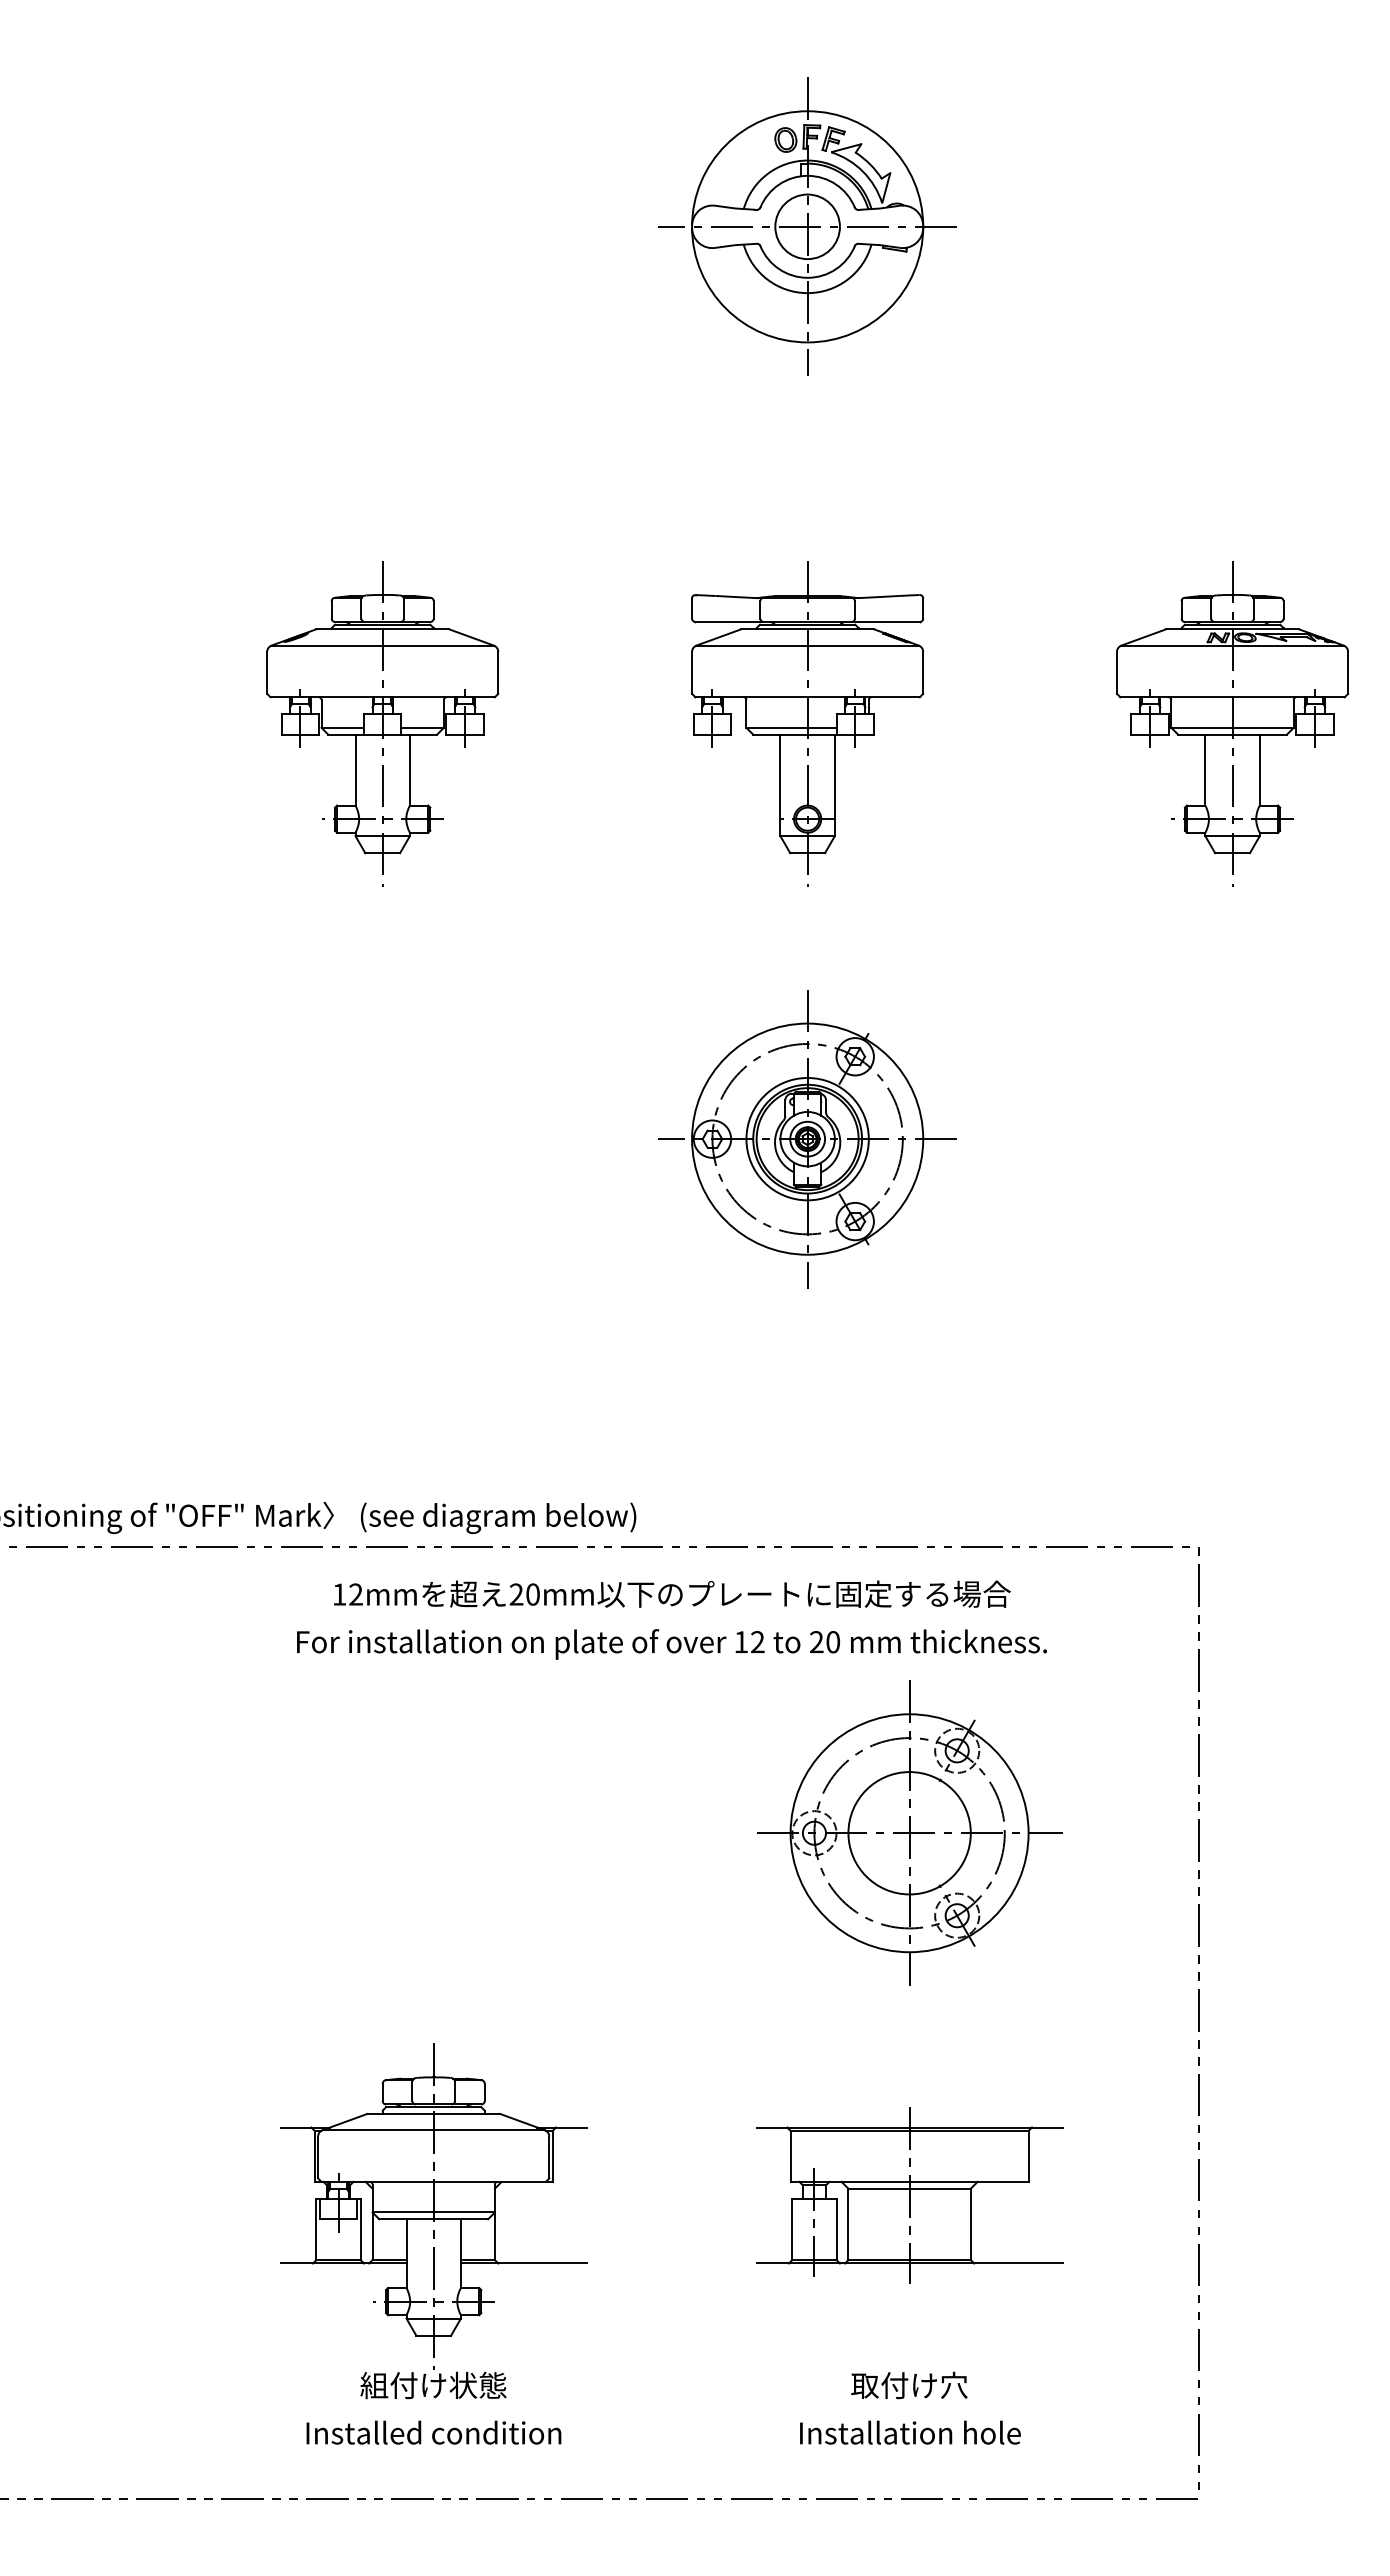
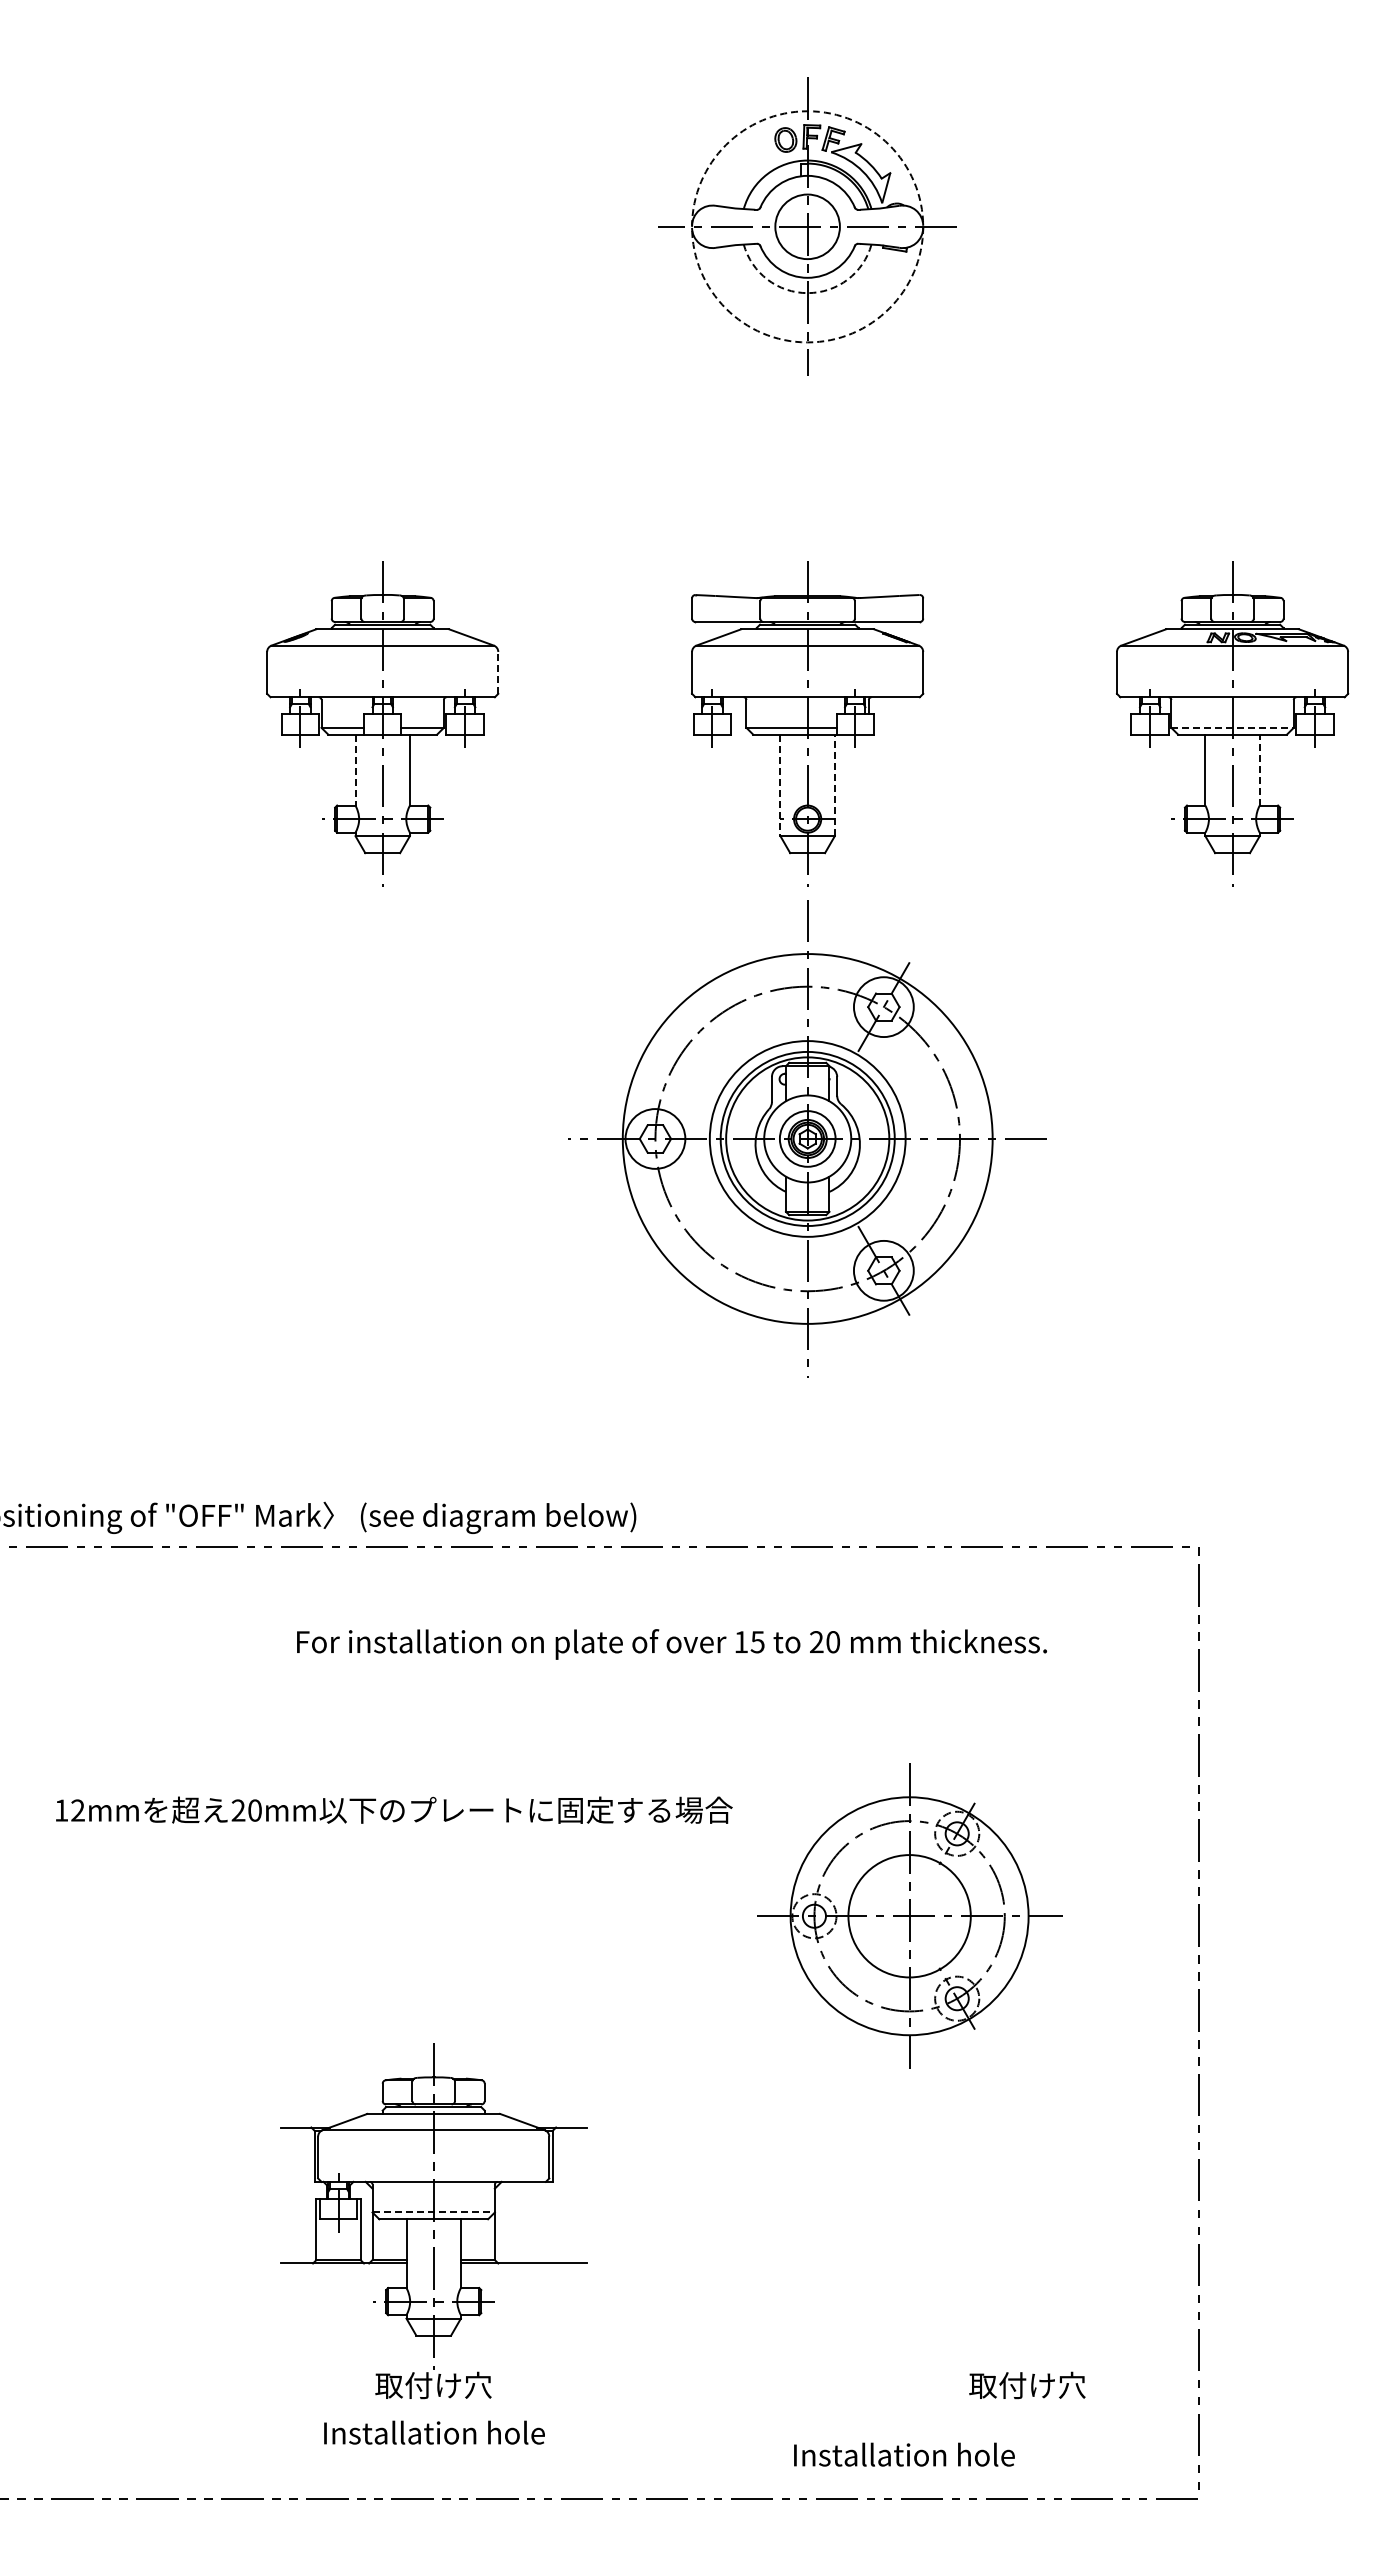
circle: solid -> dashed (807, 226)
arc: solid -> dashed (807, 293)
line: solid -> dashed (498, 672)
line: solid -> dashed (1233, 727)
line: solid -> dashed (1259, 769)
line: solid -> dashed (355, 770)
line: solid -> dashed (780, 785)
line: solid -> dashed (834, 785)
part size: 299x299 px -> 479x478 px (807, 1138)
text position: (672, 1593) -> (394, 1809) (394, 1809)
text: 12 -> 15 (757, 1642)
part position: (909, 1832) -> (909, 1915) (909, 1915)
part: present -> none (909, 2195)
line: solid -> dashed (434, 2212)
text: 組付け状態 -> 取付け穴 (433, 2385)
text position: (909, 2385) -> (1027, 2385) (1027, 2385)
text: Installed condition -> Installation hole (433, 2432)
text position: (910, 2432) -> (904, 2454) (904, 2454)
